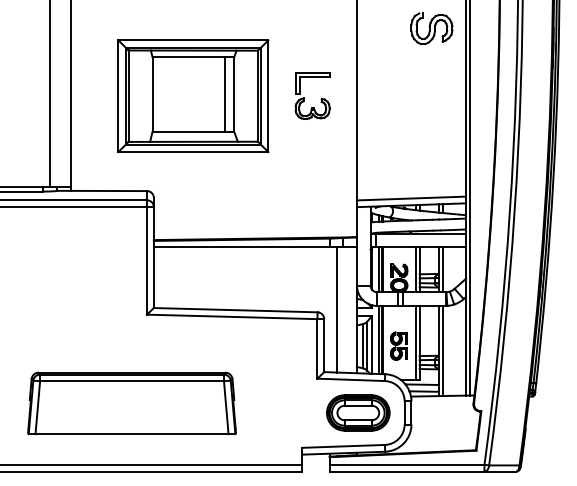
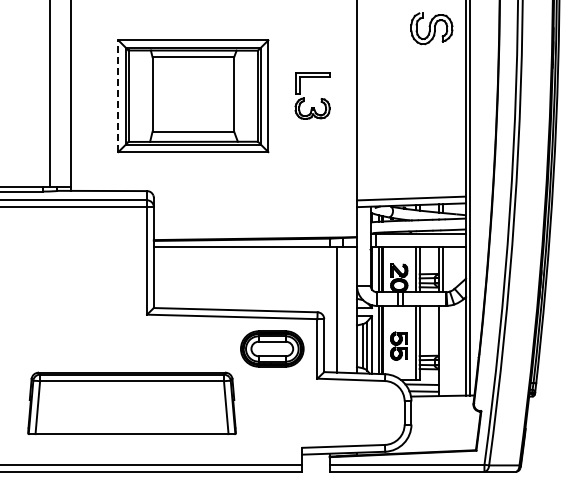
line: present -> none (225, 94)
line: solid -> dashed (118, 96)
line: present -> none (442, 350)
part position: (358, 412) -> (272, 348) (272, 348)
